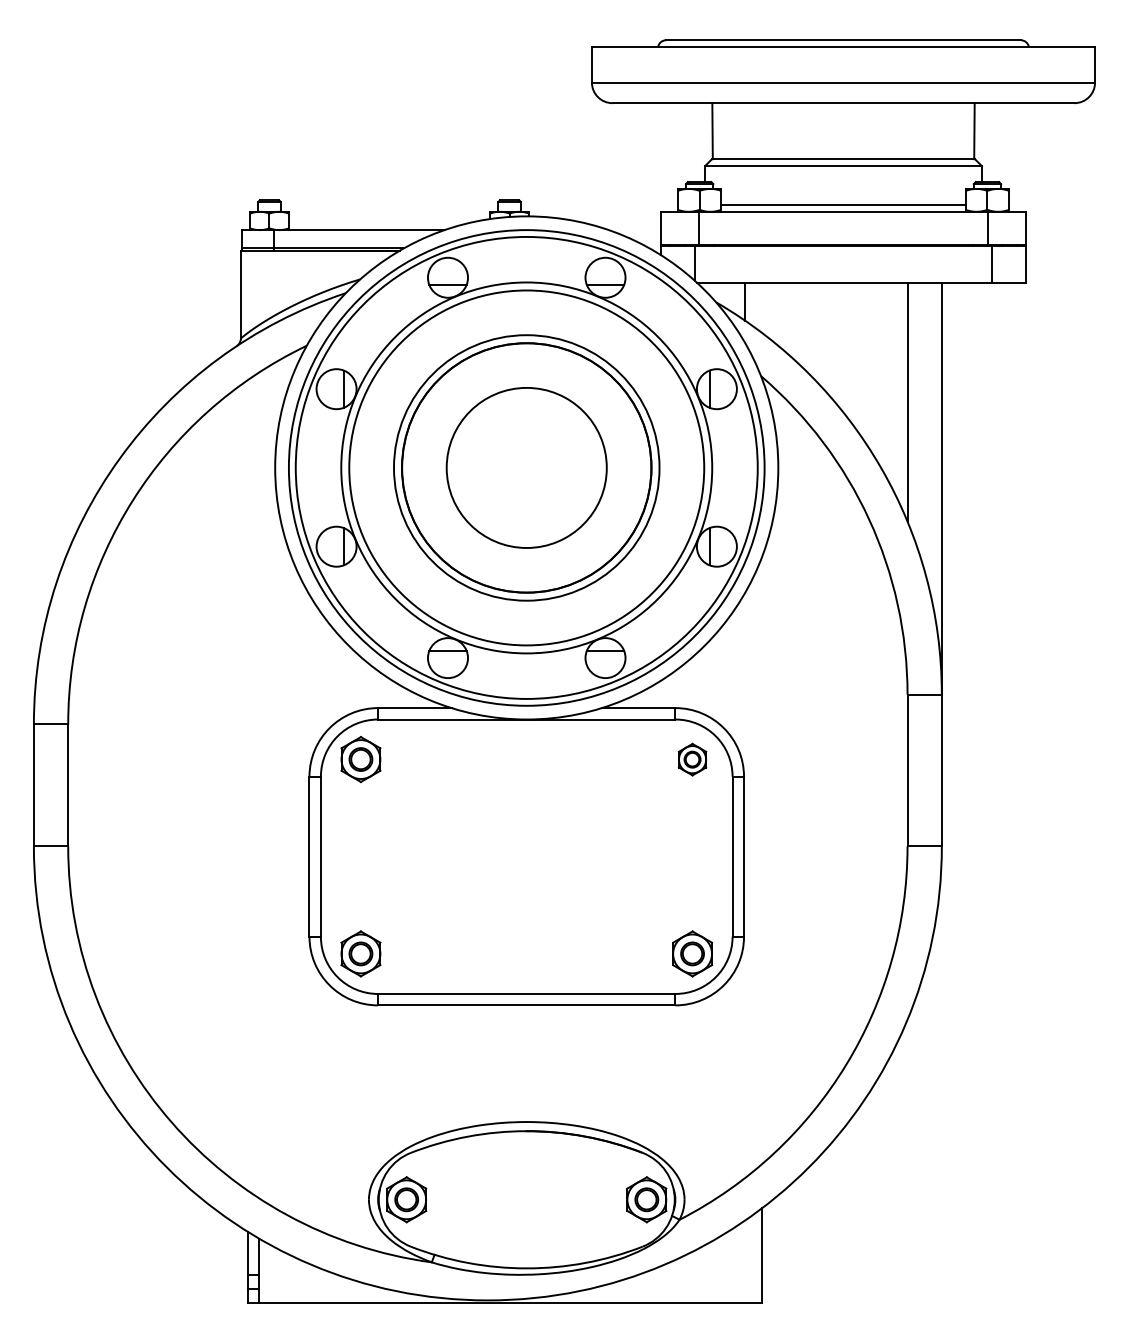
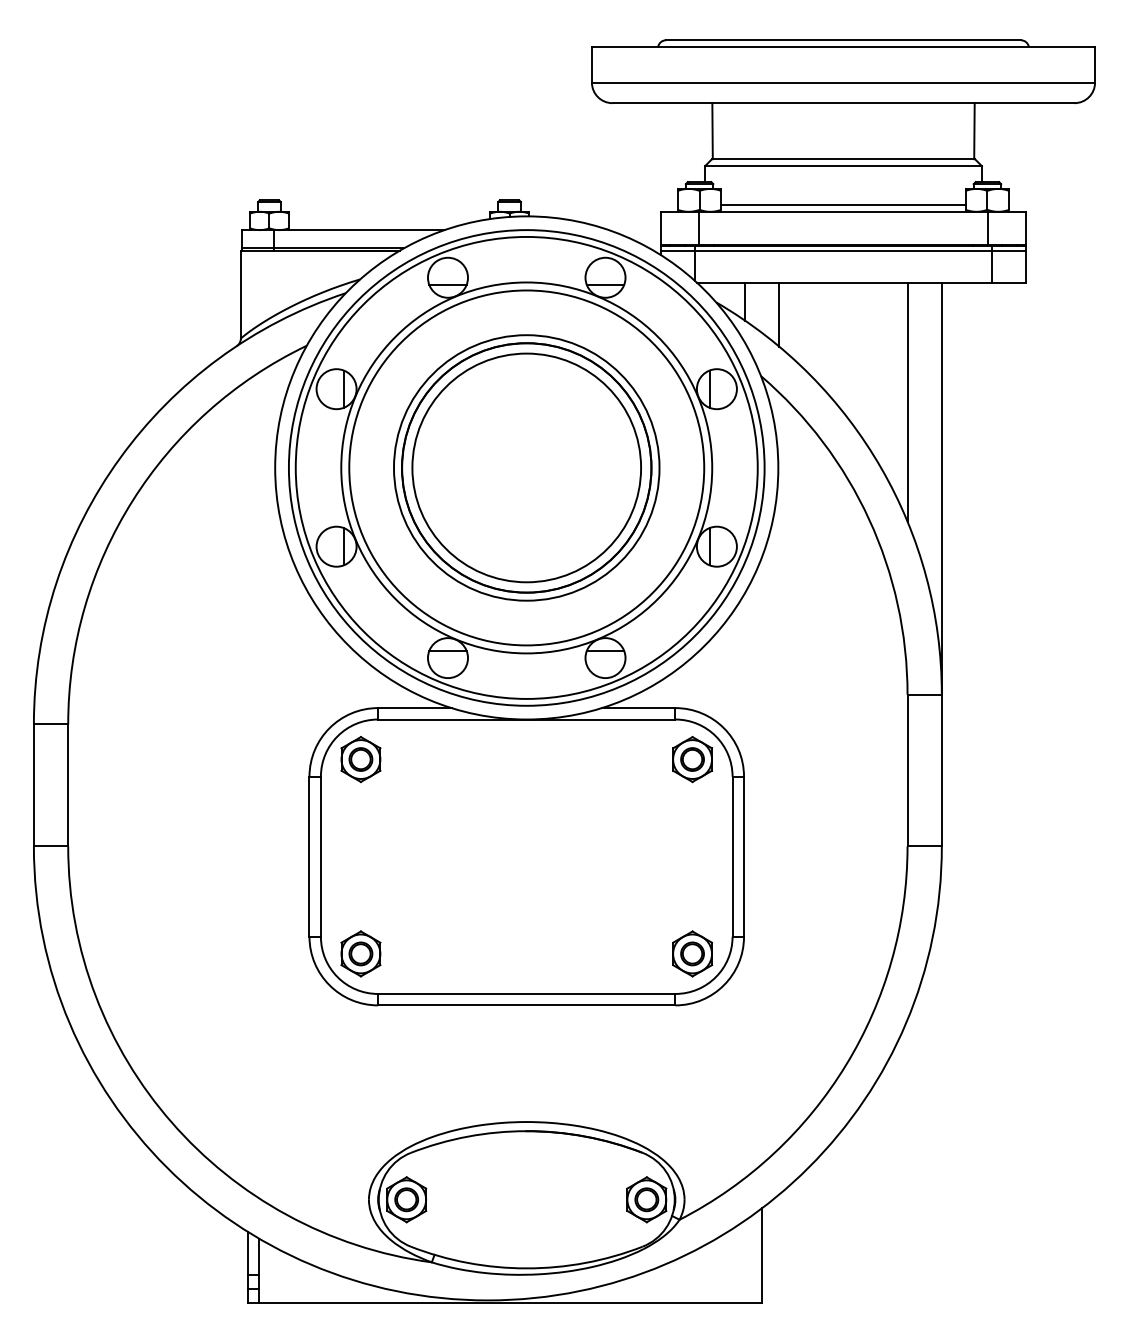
line: none -> present (843, 250)
line: none -> present (779, 314)
circle diameter: 160 px -> 229 px (526, 467)
part size: 31x35 px -> 41x48 px (692, 759)
